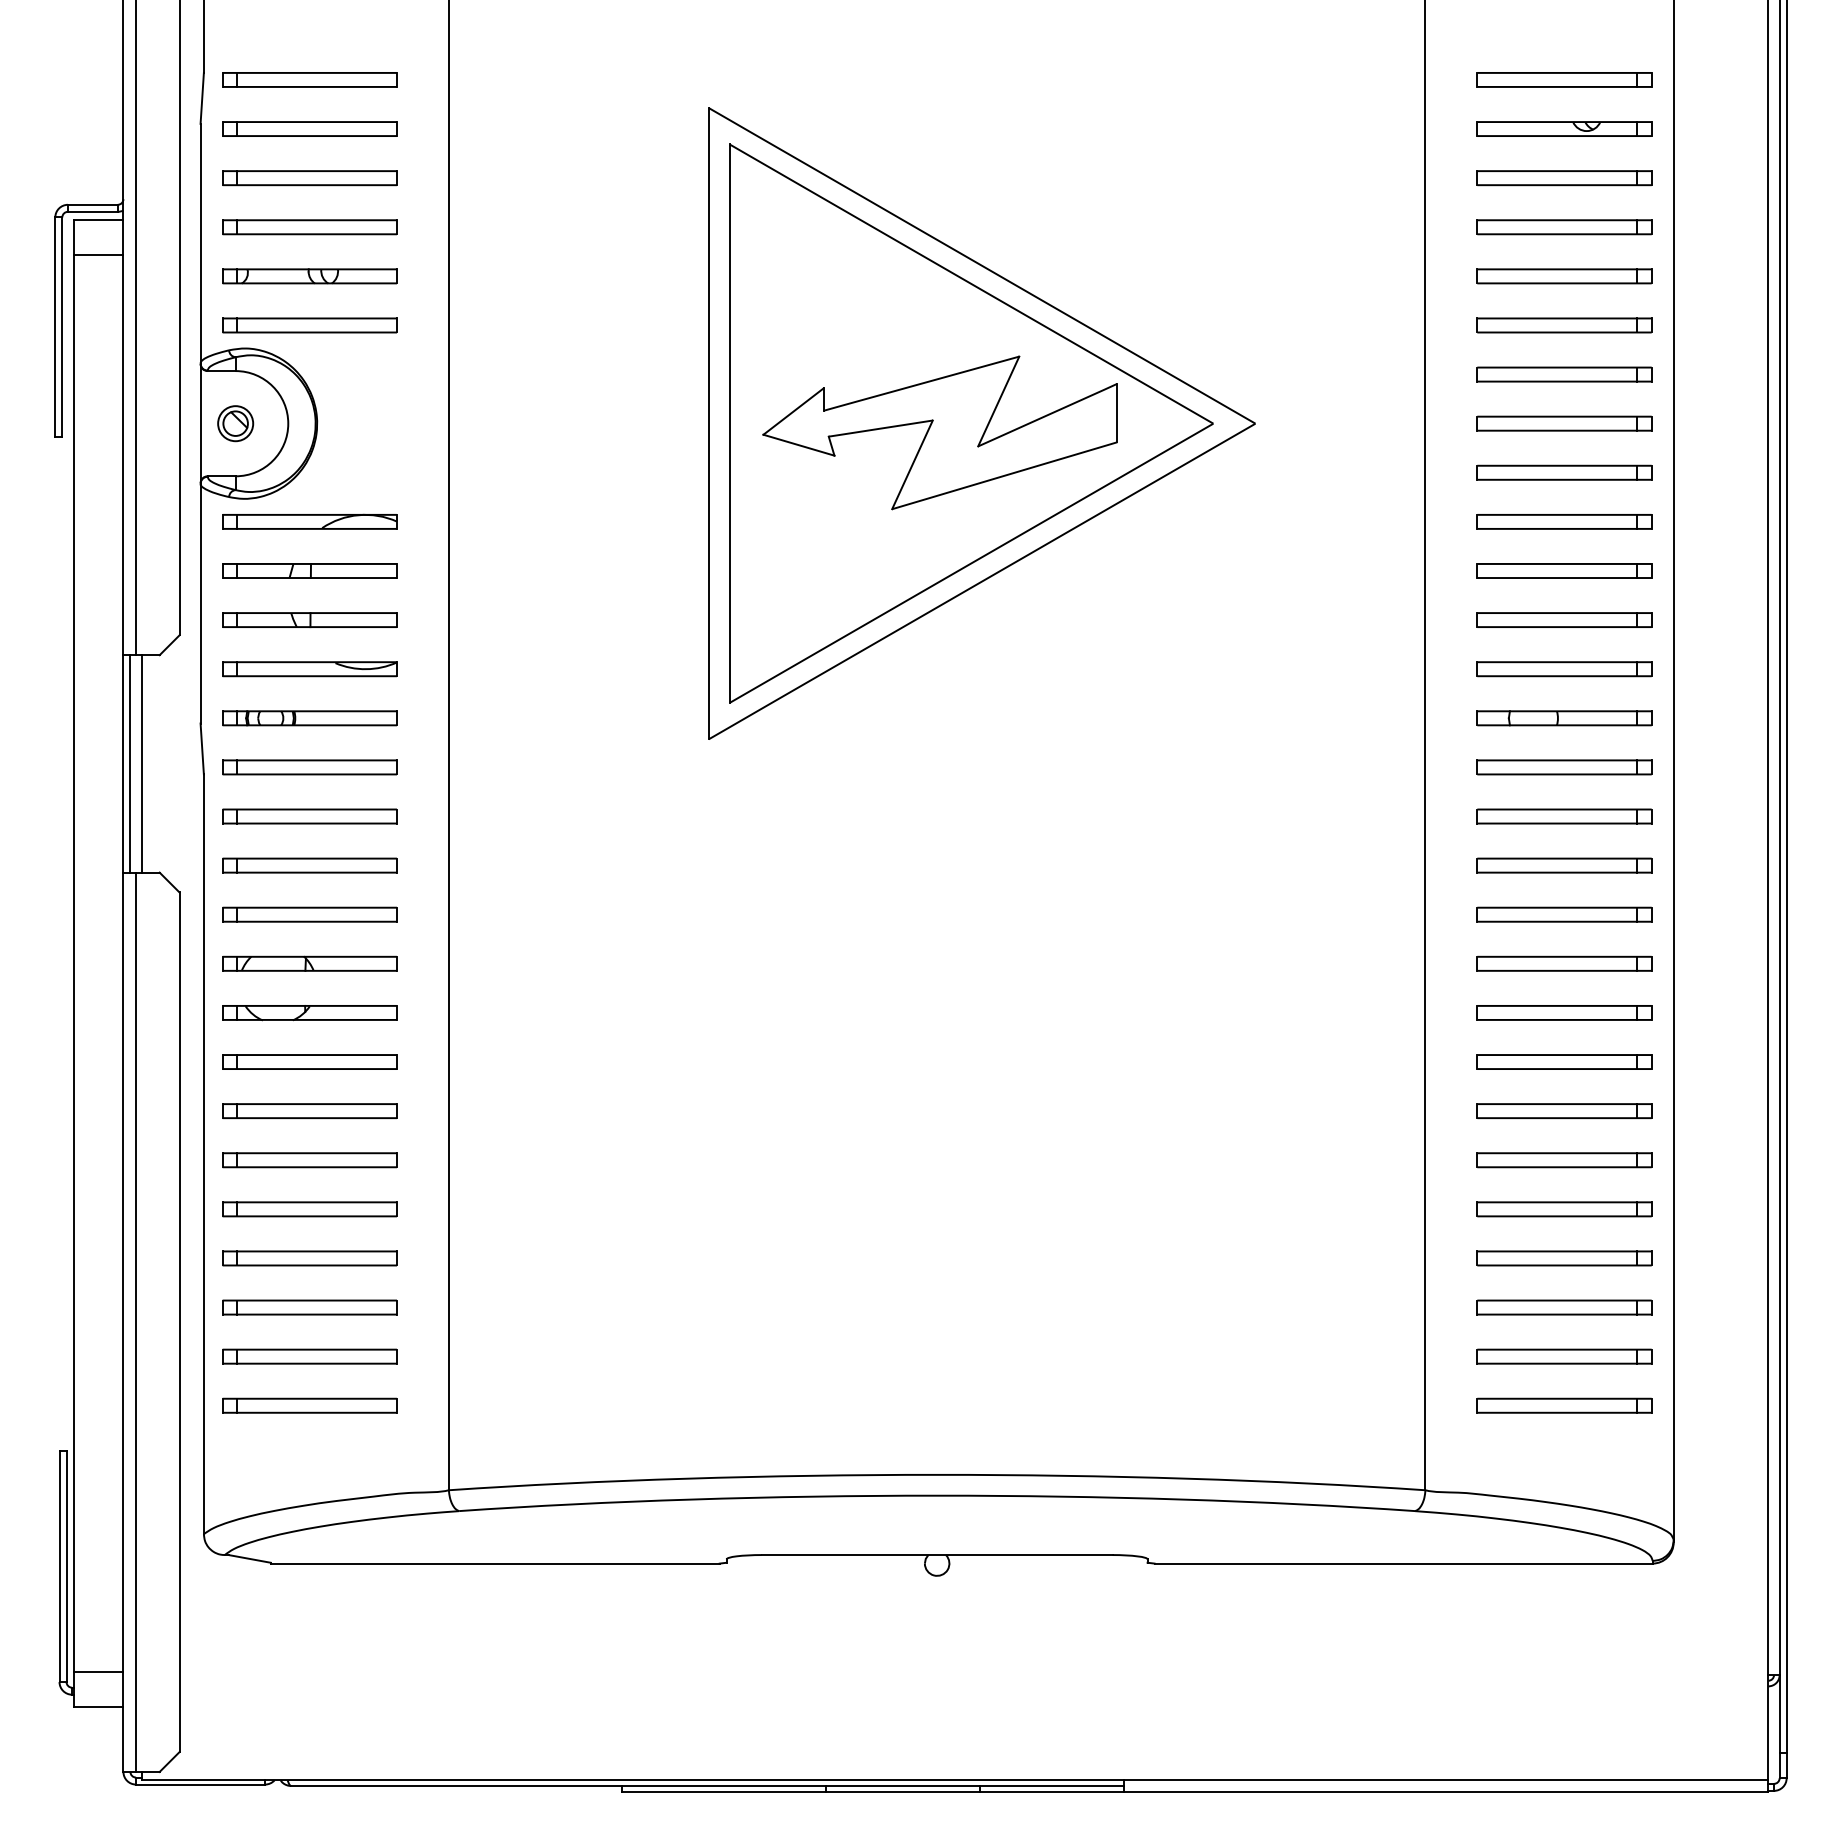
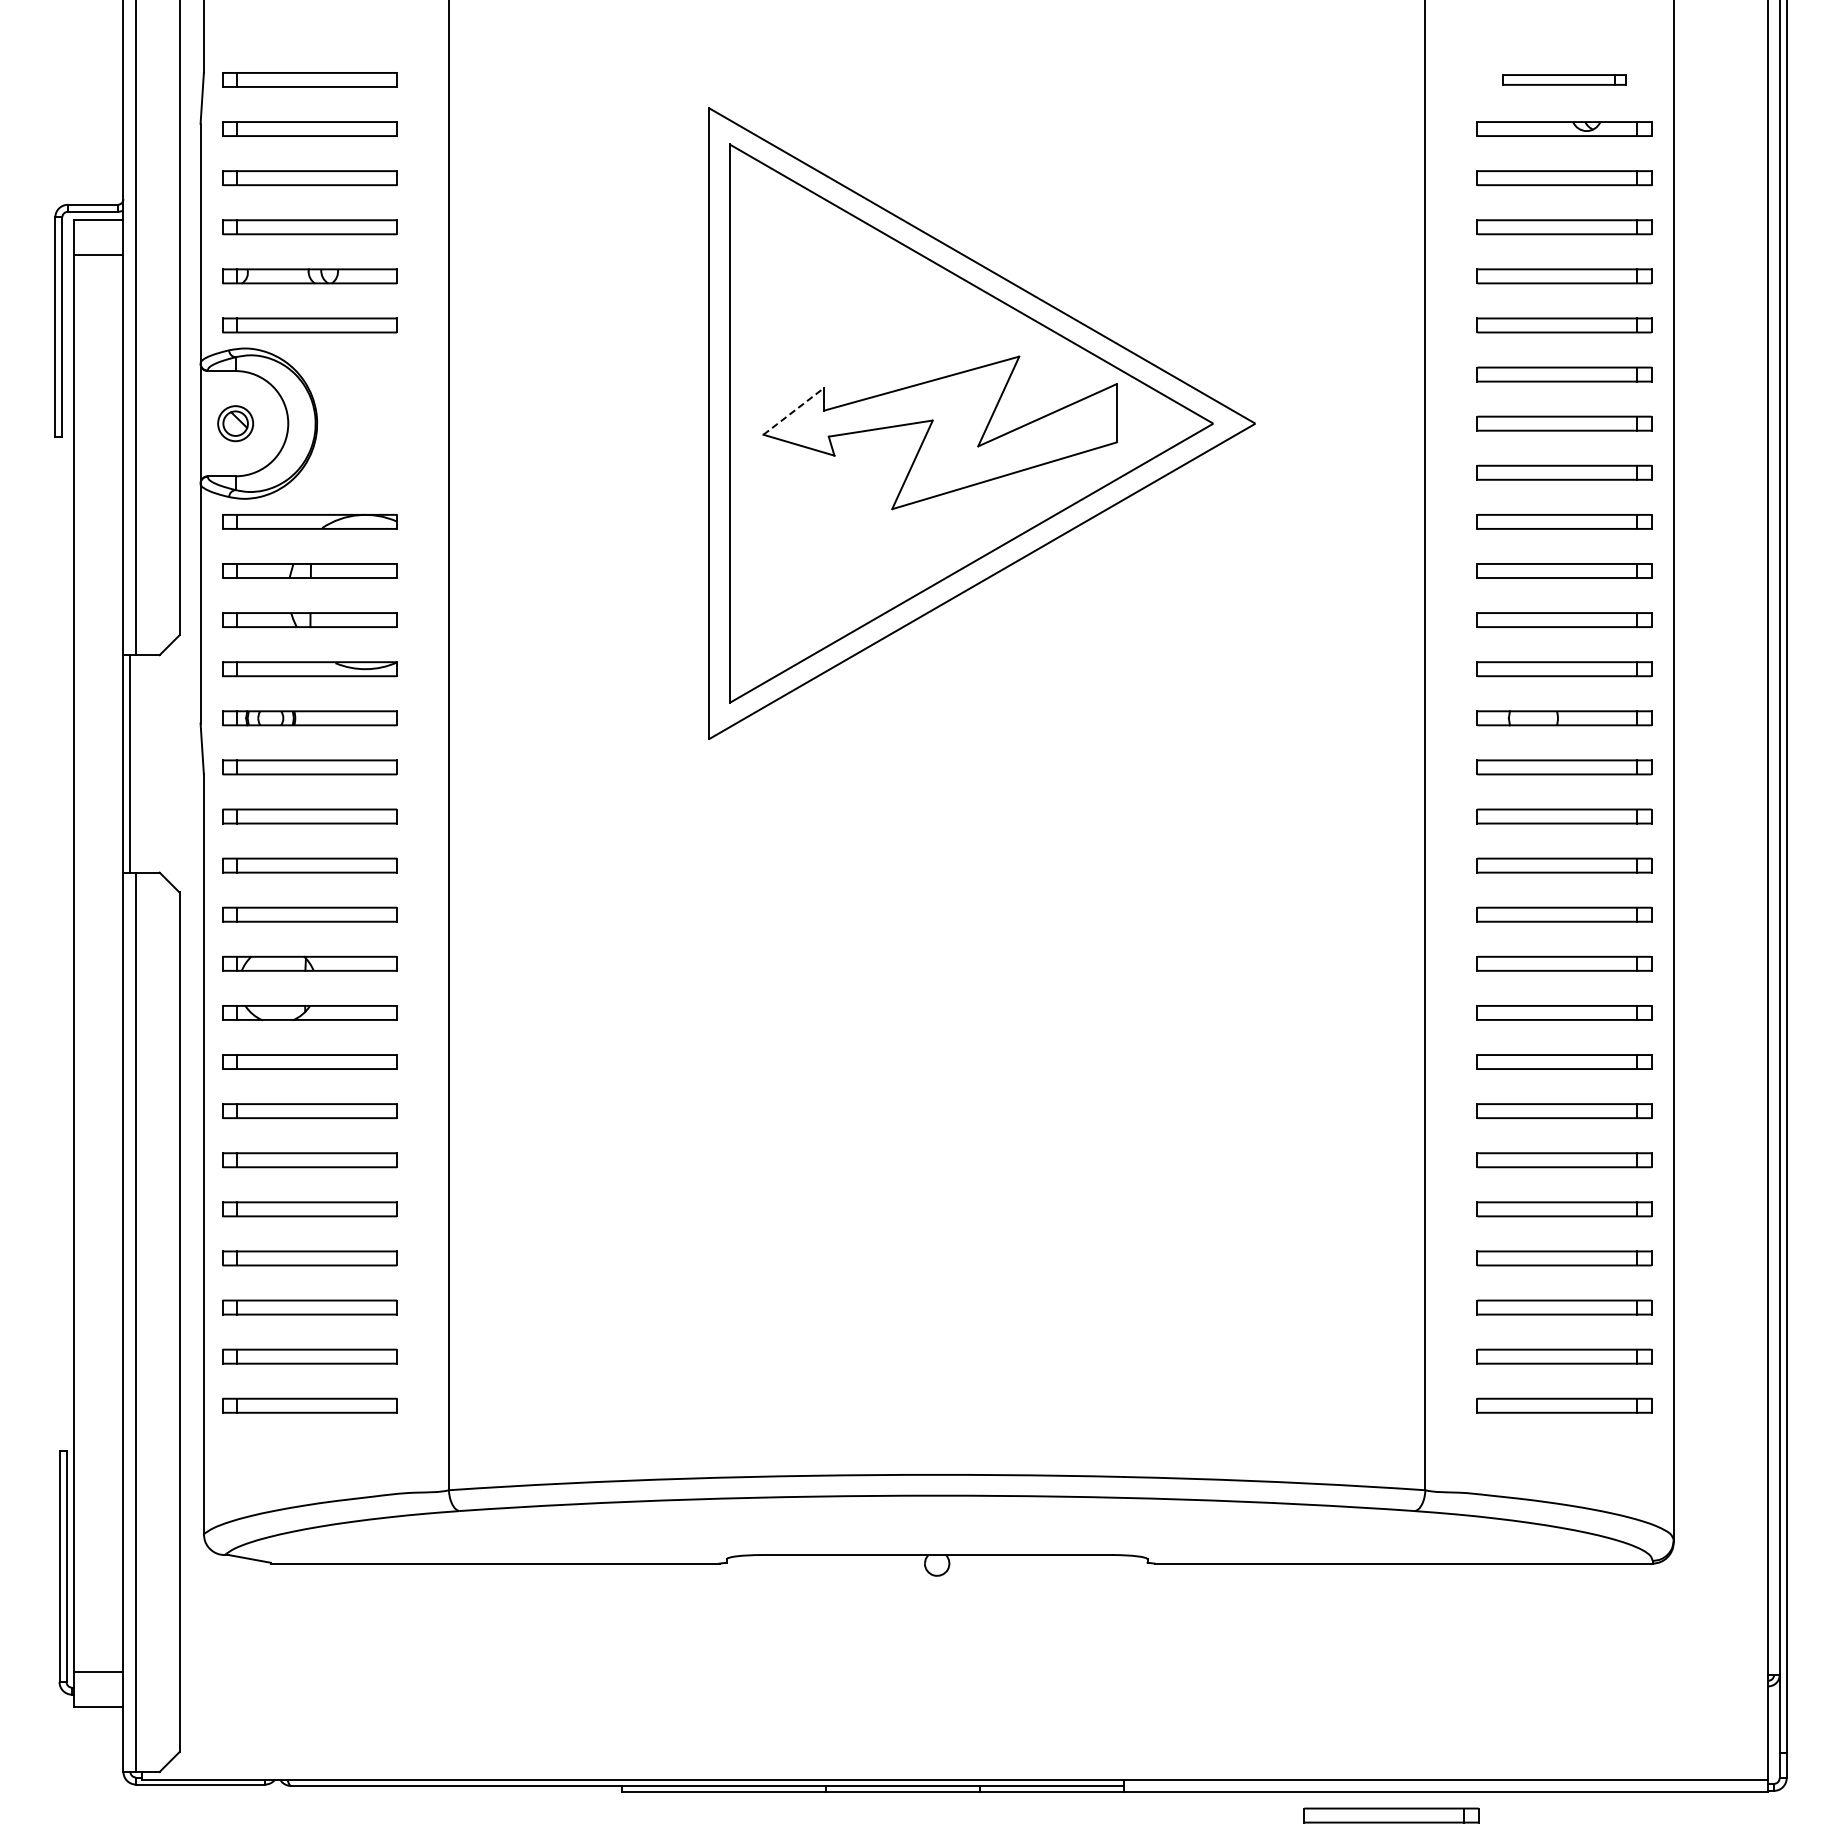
part size: 177x16 px -> 125x12 px (1564, 79)
line: solid -> dashed (793, 411)
line: present -> none (141, 763)
part: none -> present (1391, 1815)
